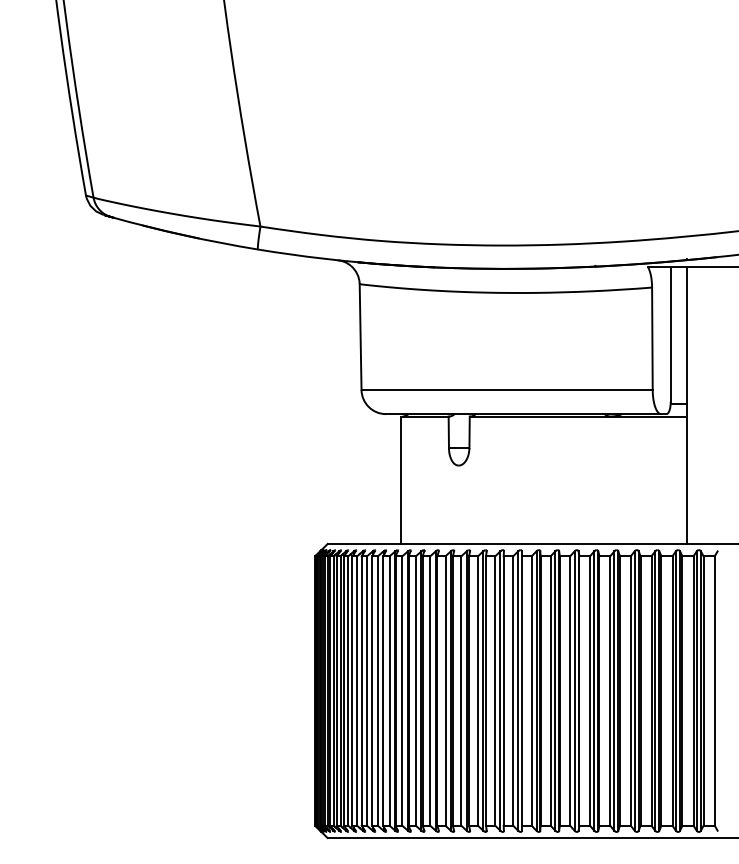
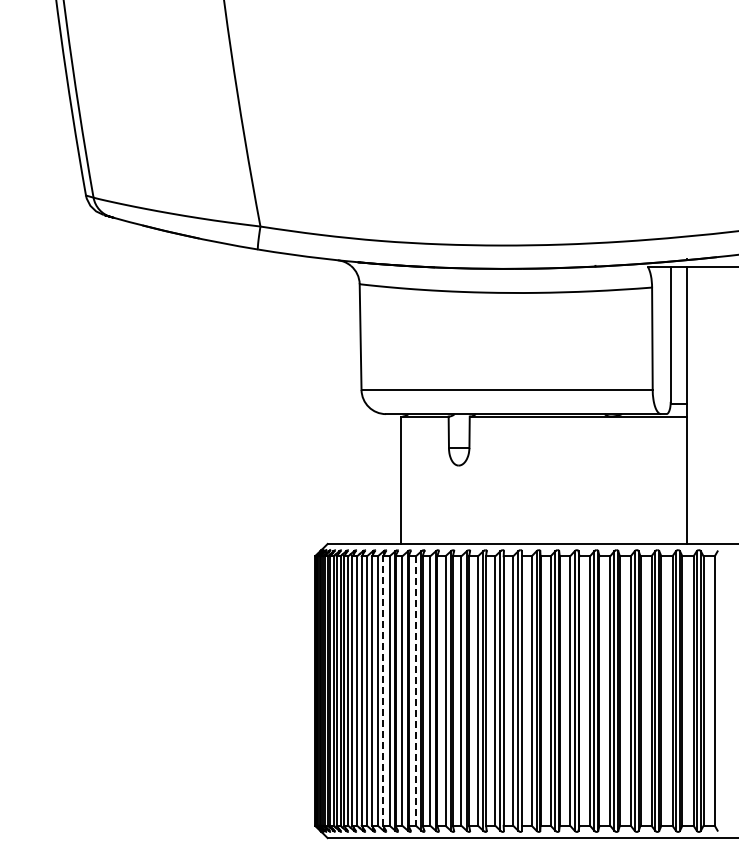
line: solid -> dashed (383, 691)
line: solid -> dashed (415, 691)
